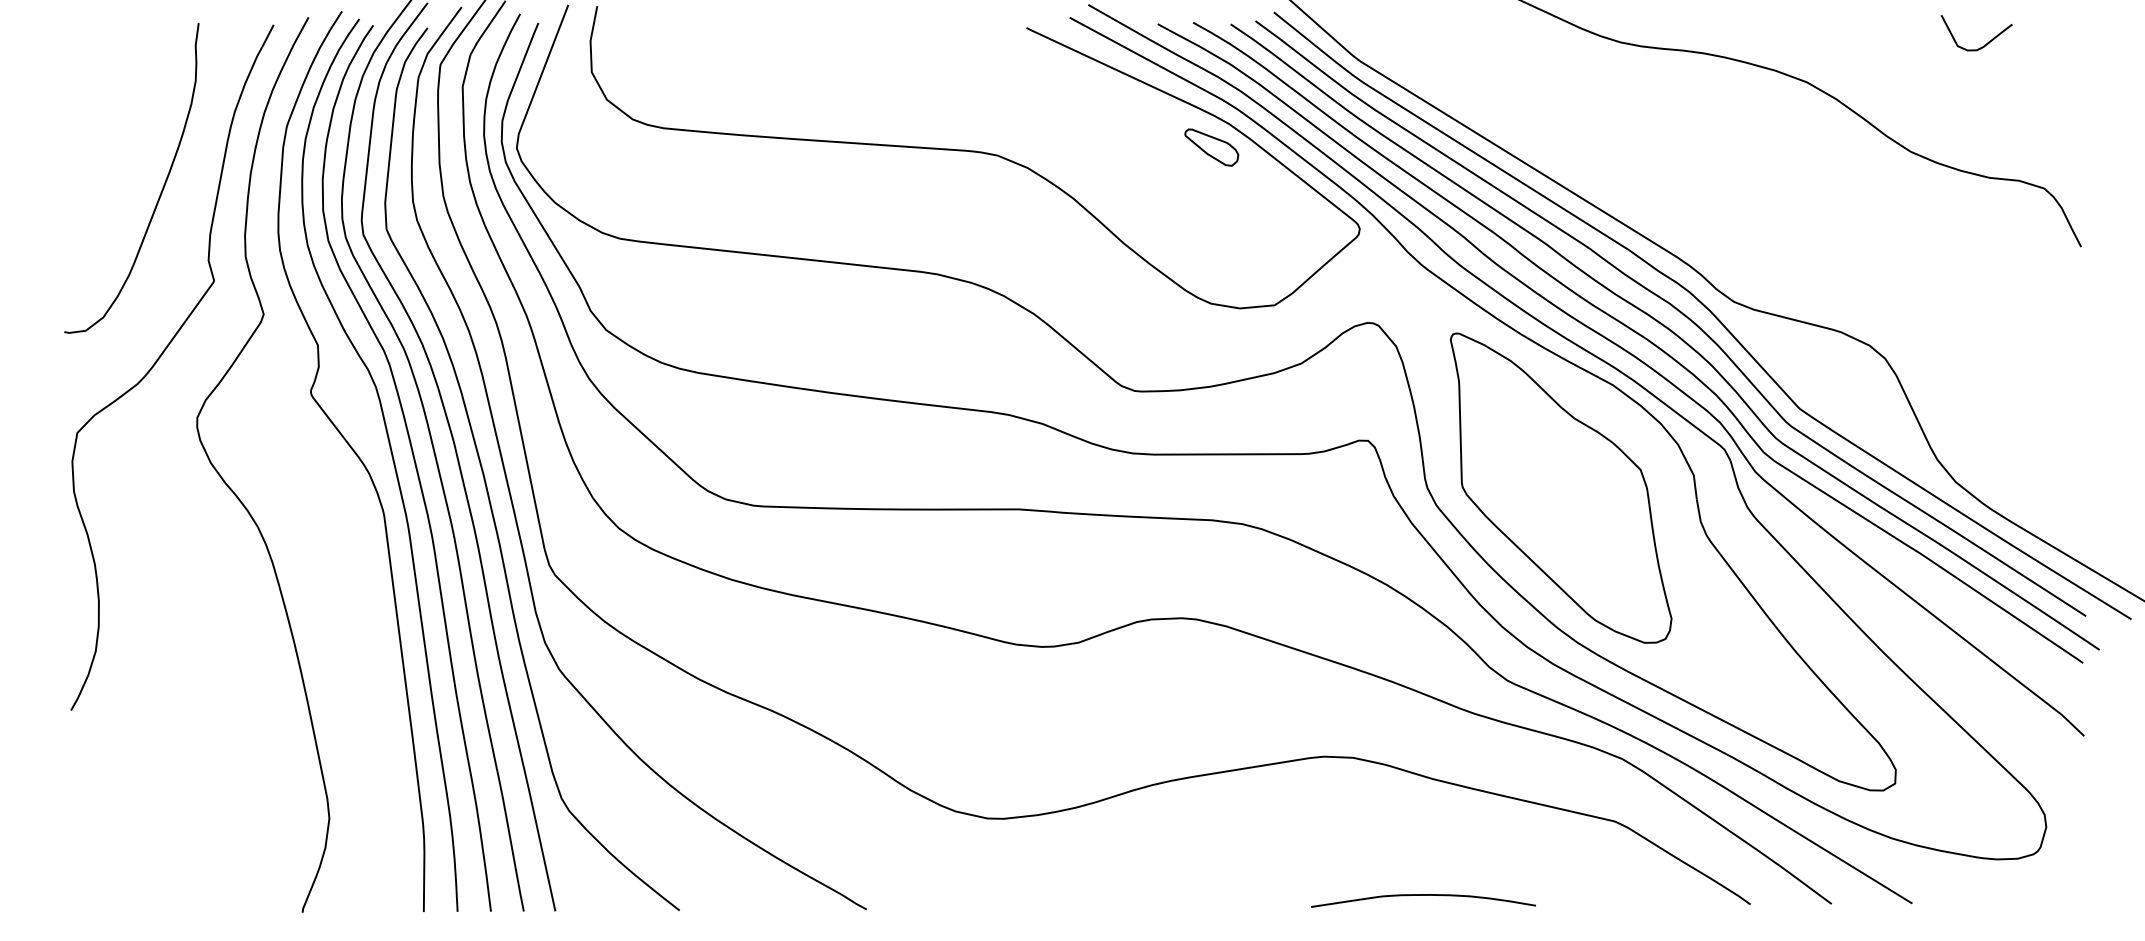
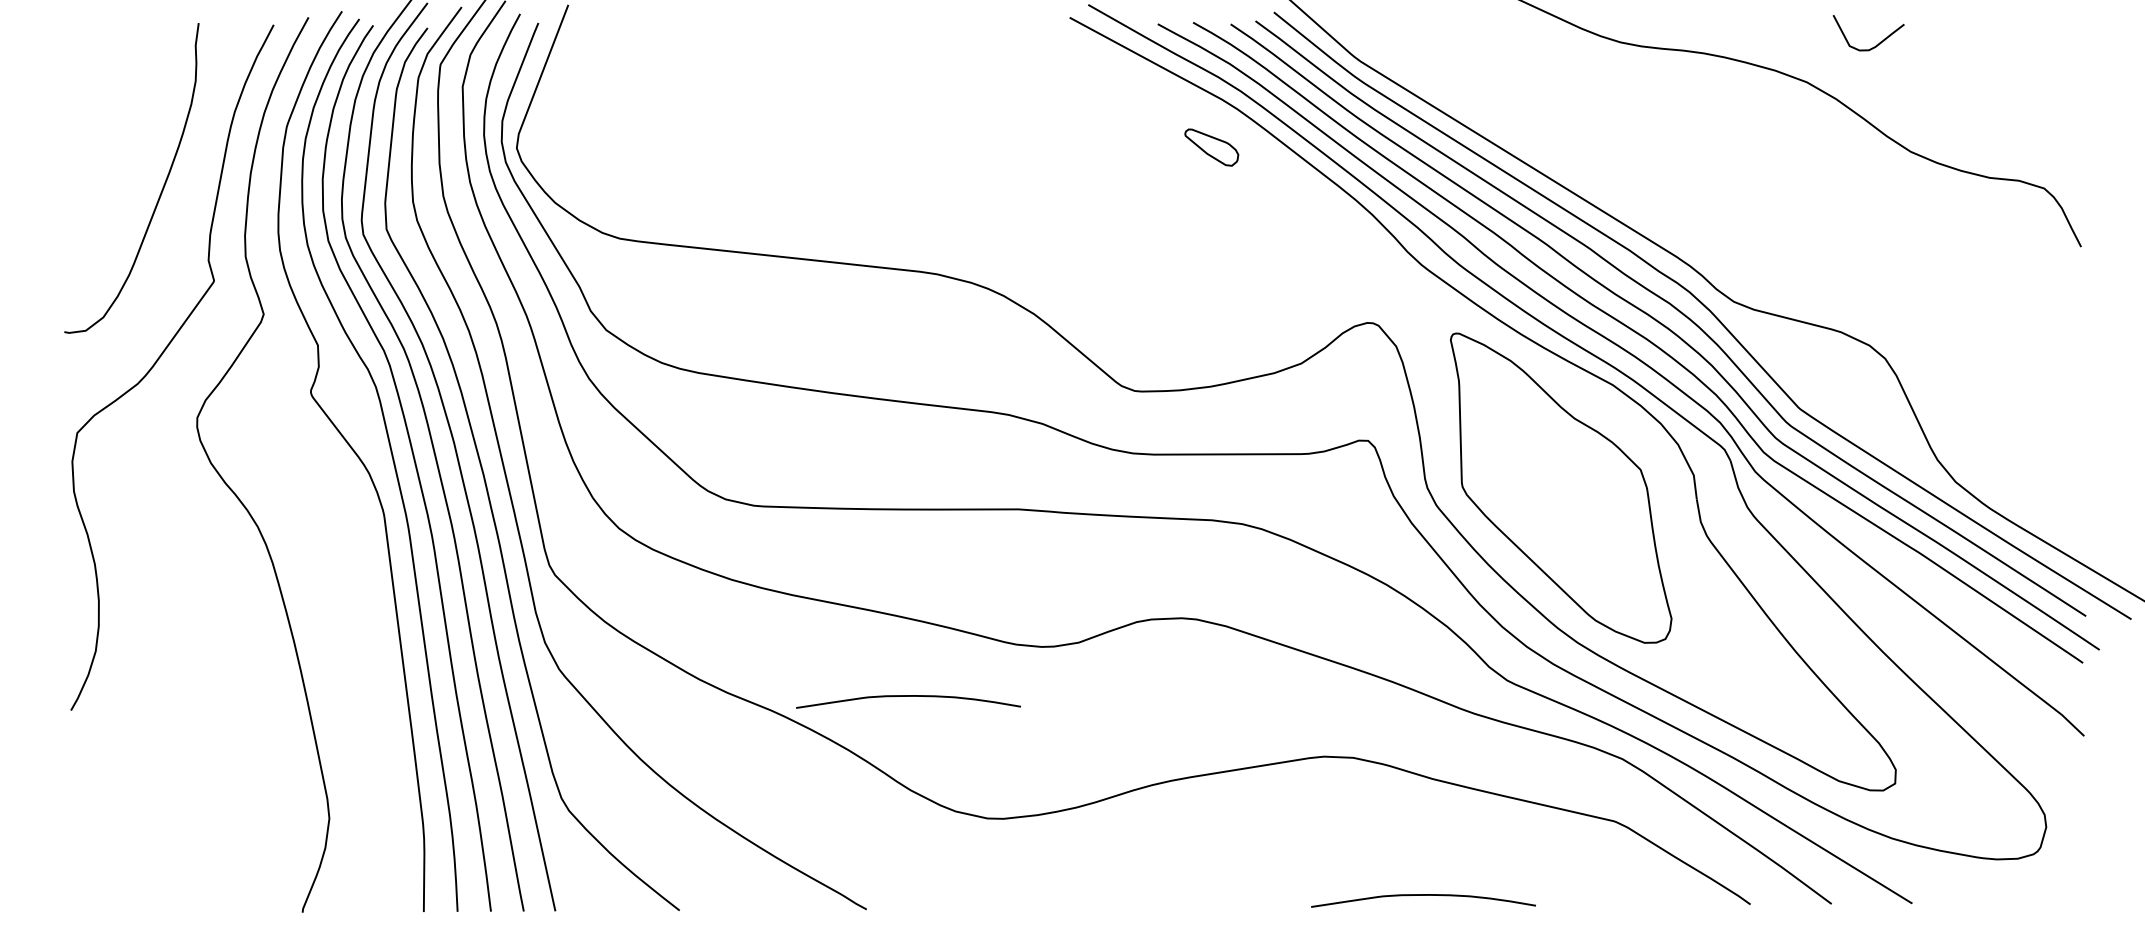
curve position: (1983, 45) -> (1875, 45) (1875, 45)
part: present -> none (974, 157)
curve: none -> present (908, 696)
